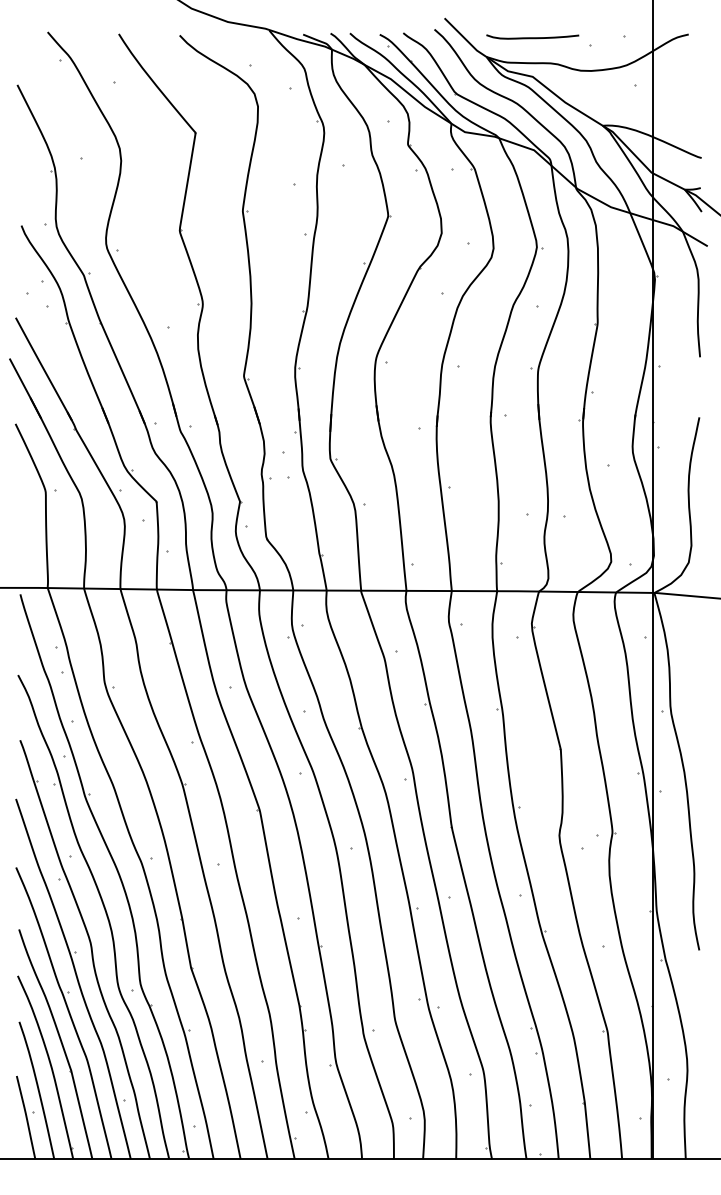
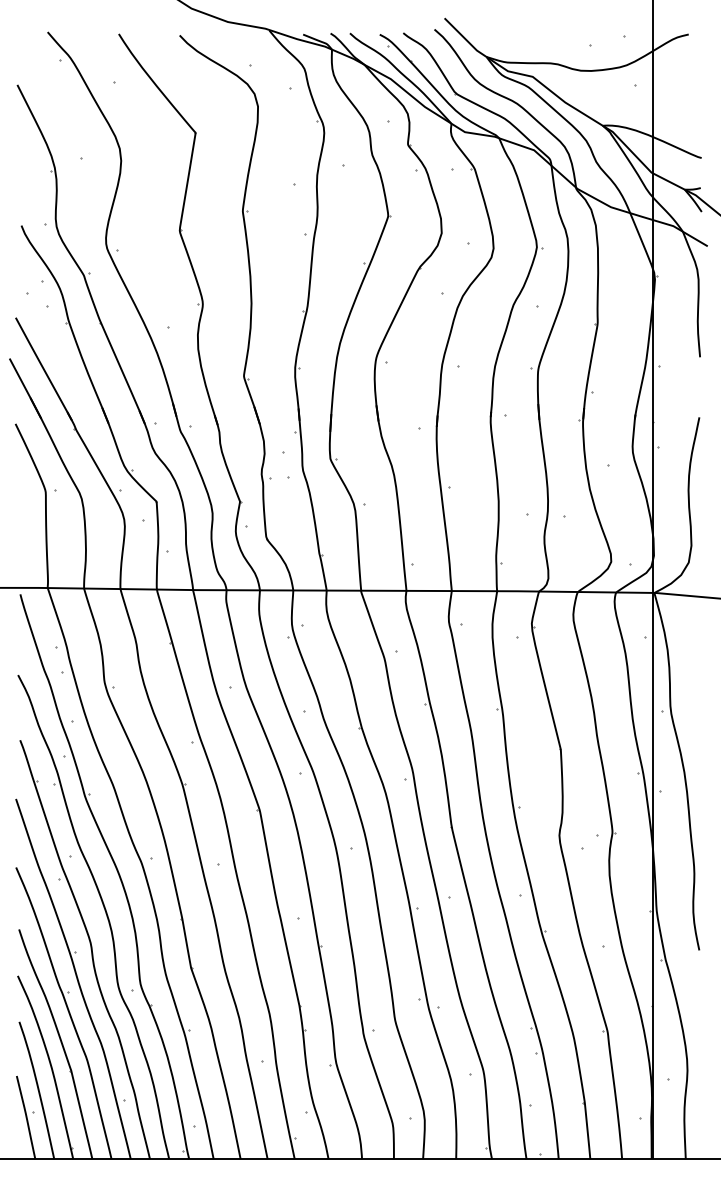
curve: present -> none (532, 37)
